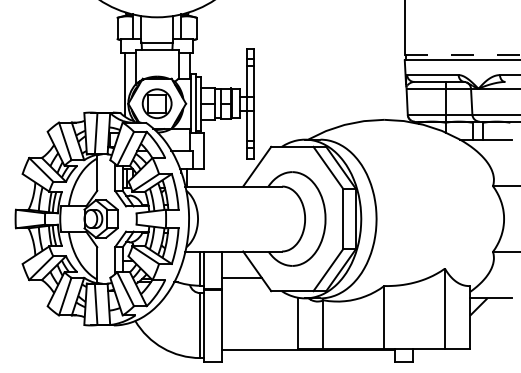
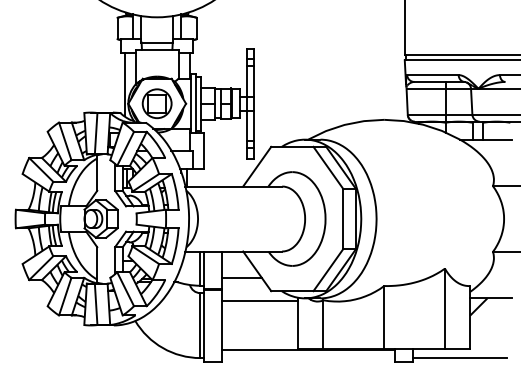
line: dashed -> solid (462, 54)
line: none -> present (260, 301)
line: none -> present (460, 358)
